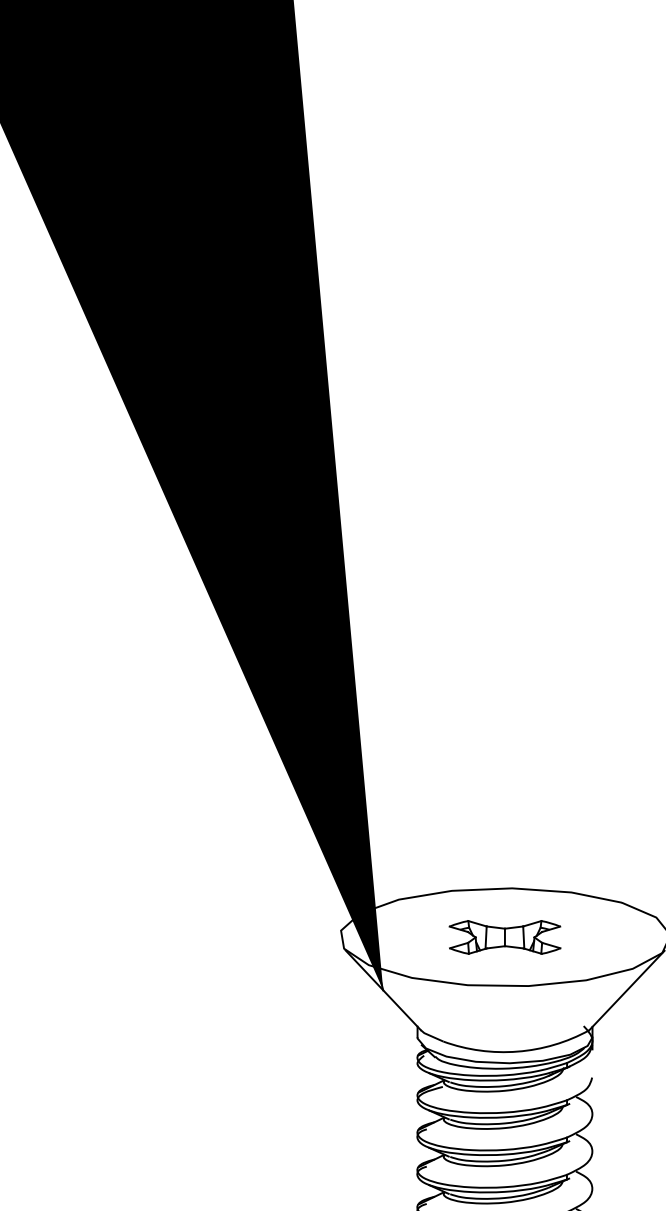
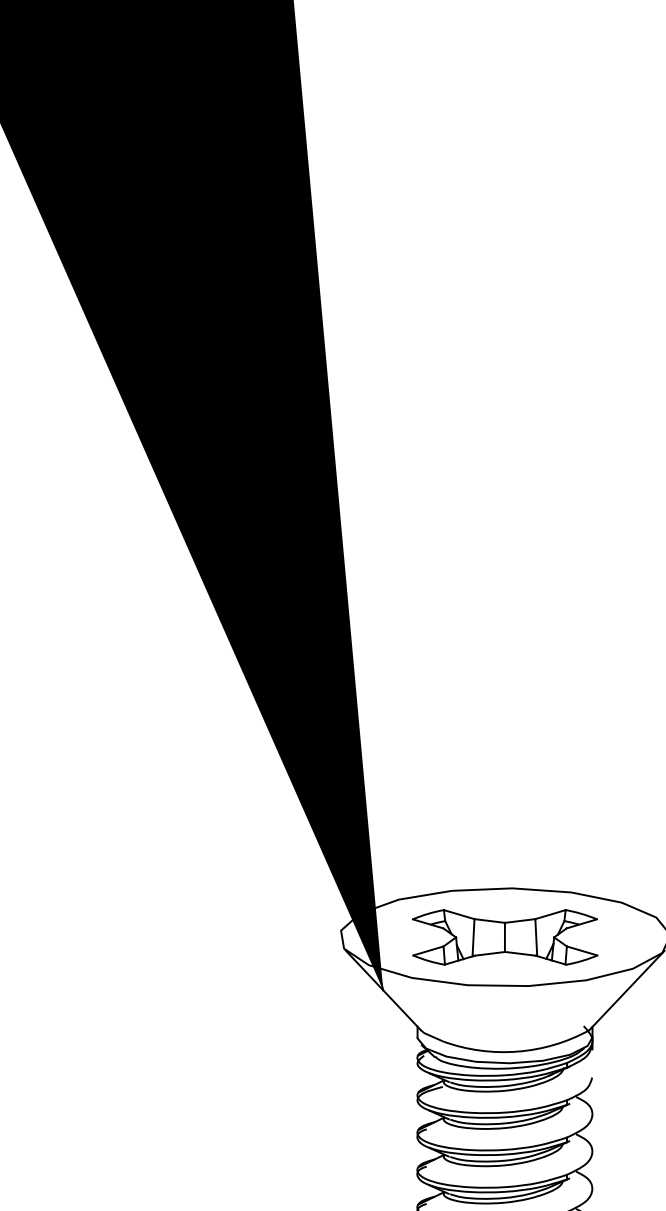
part size: 114x35 px -> 188x57 px (504, 937)
